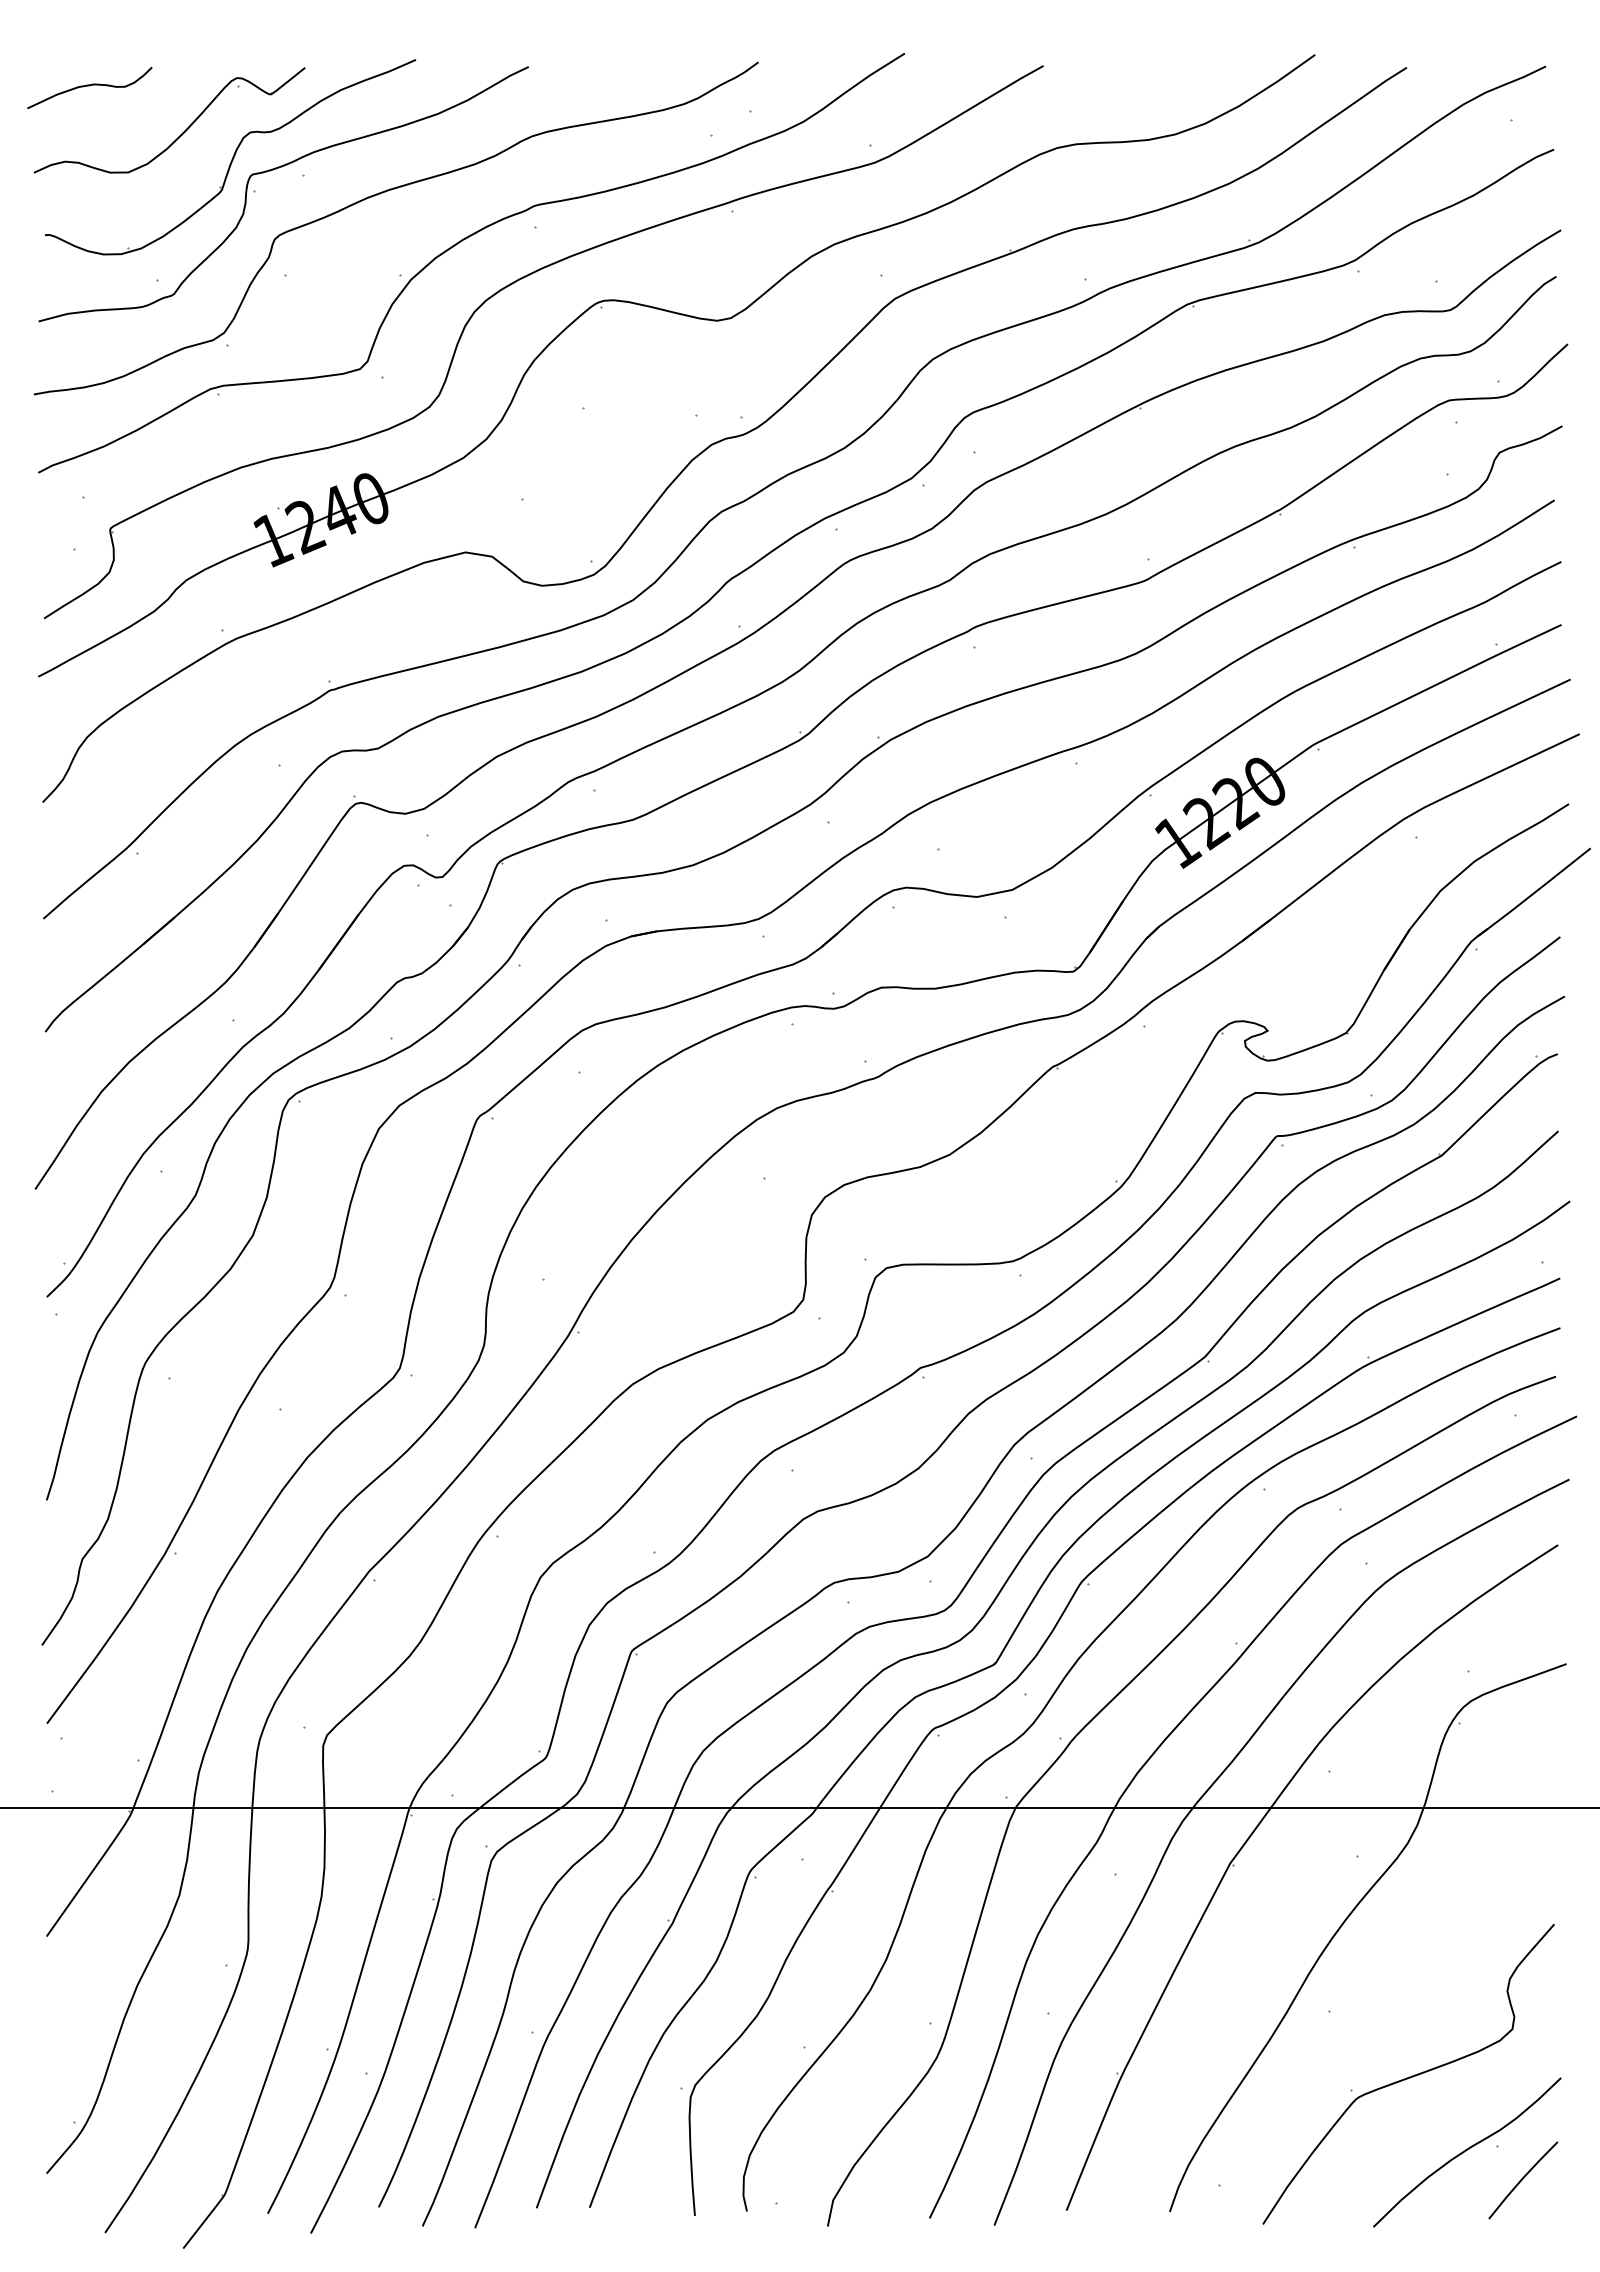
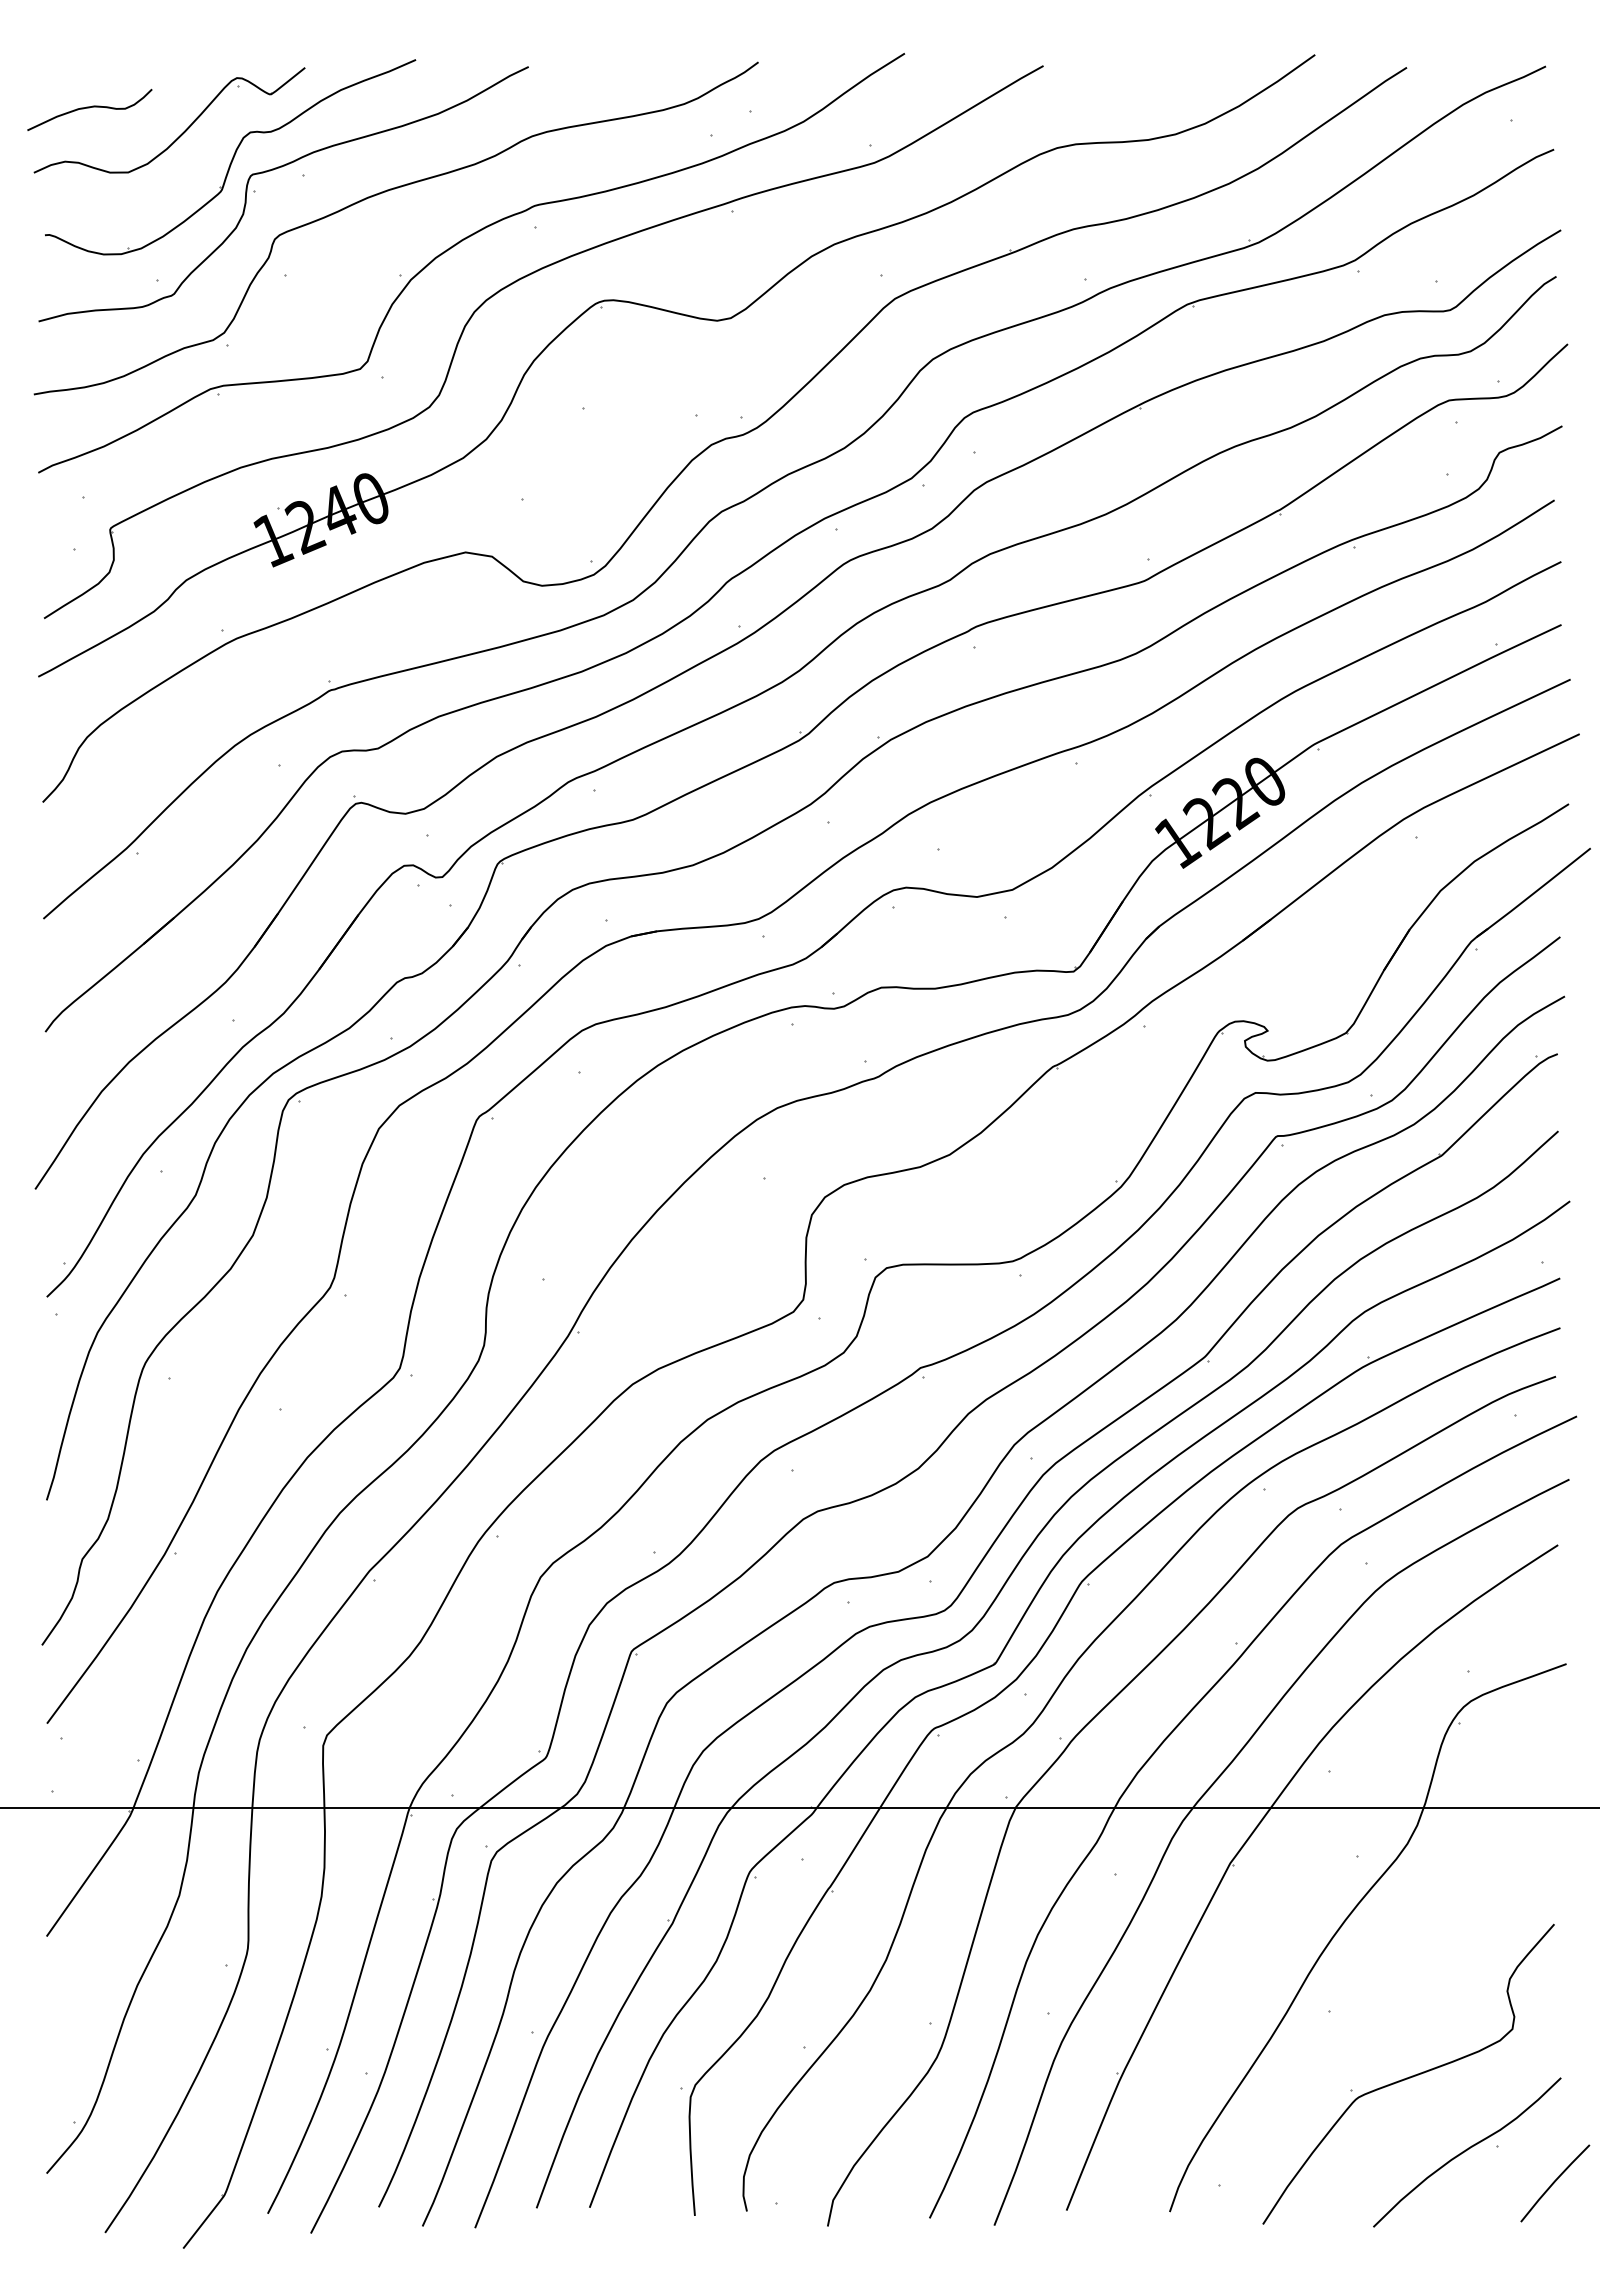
curve position: (89, 86) -> (89, 108) (89, 108)
line position: (1523, 2179) -> (1555, 2182) (1555, 2182)
